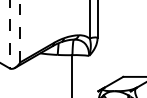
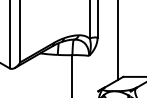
line: dashed -> solid (20, 30)
line: dashed -> solid (9, 34)
line: none -> present (118, 40)
